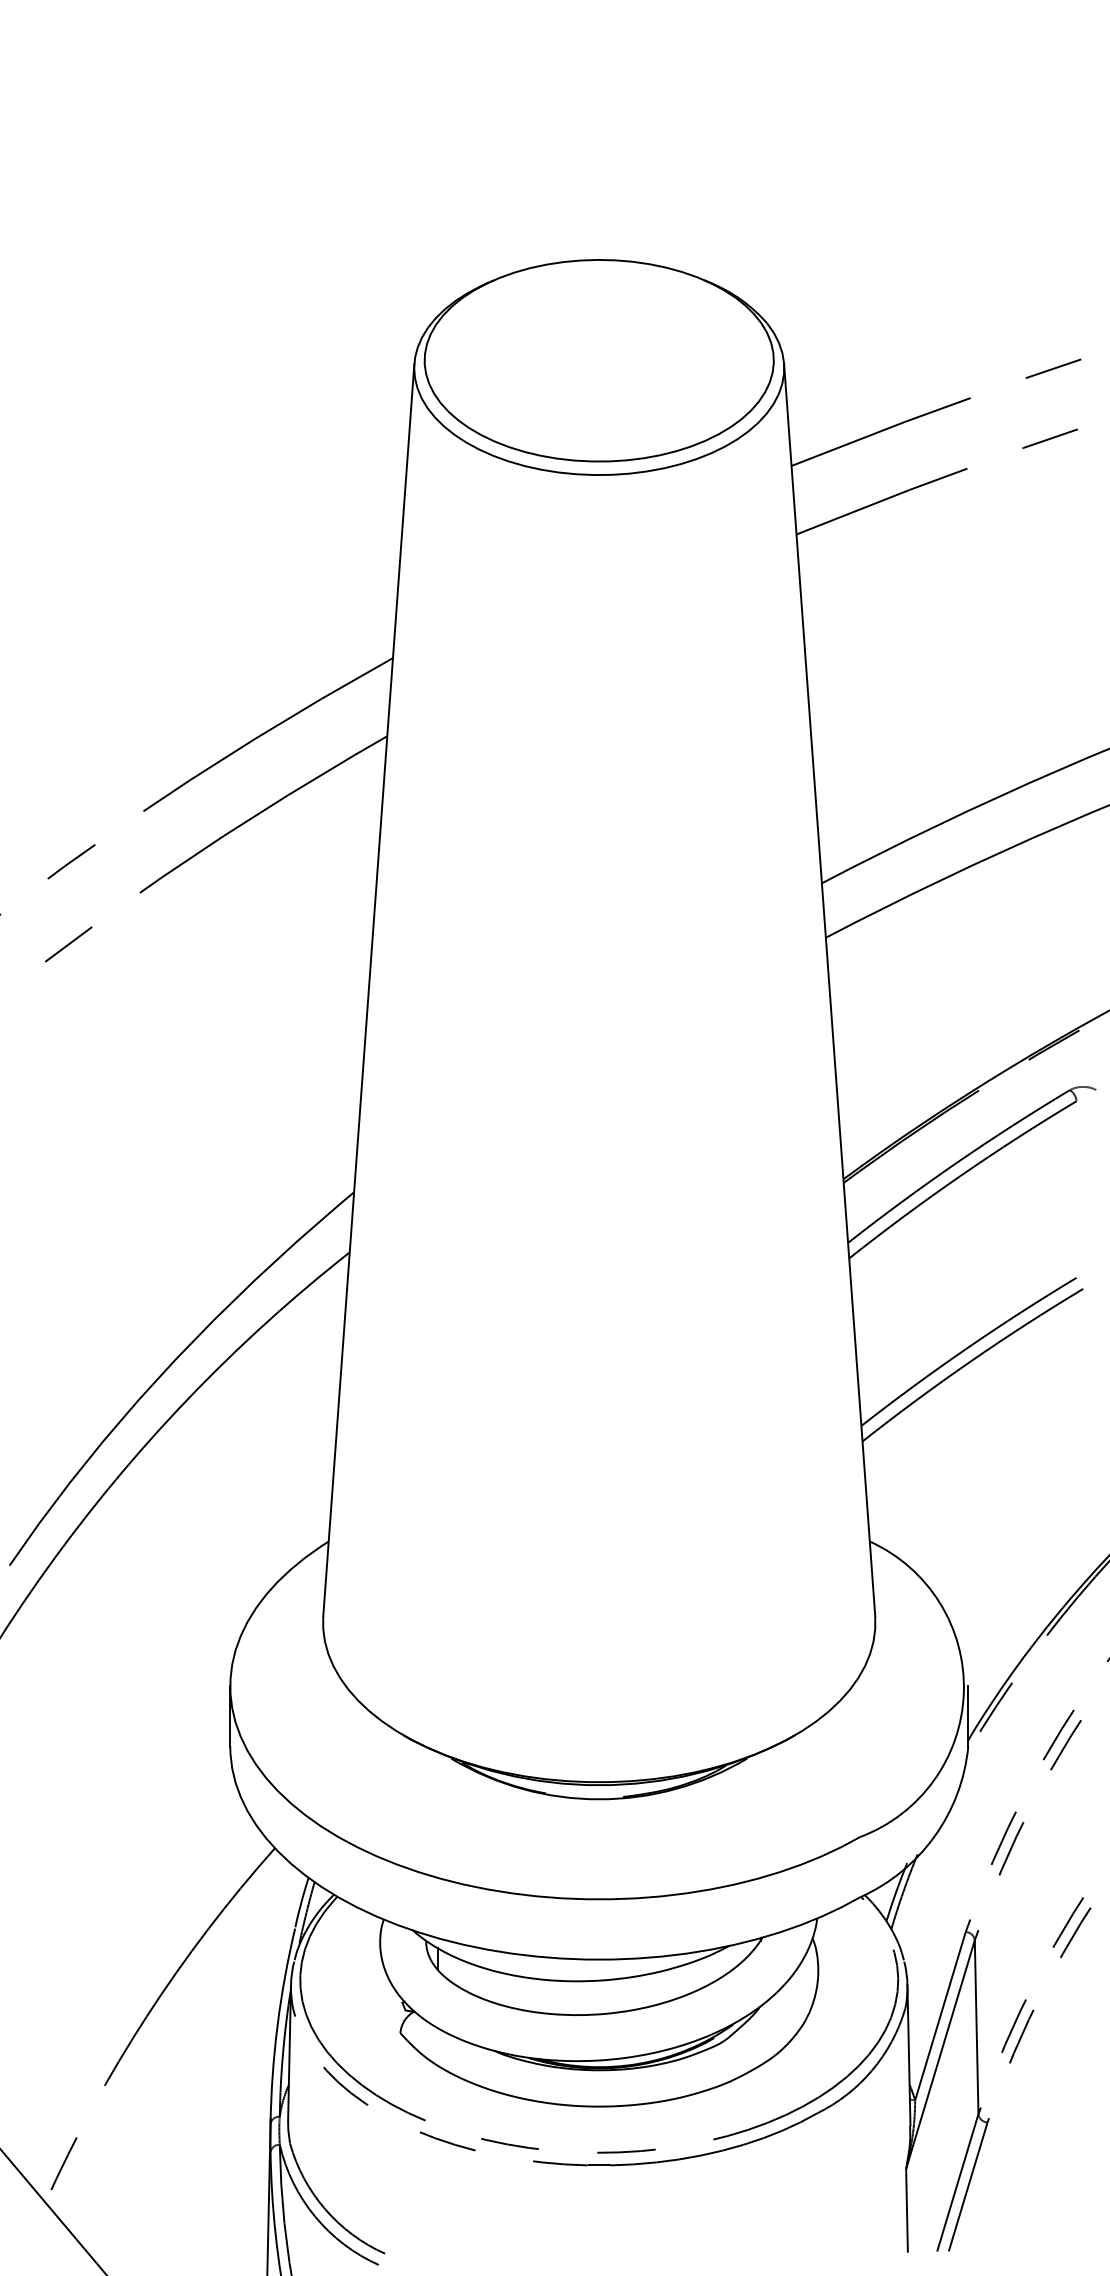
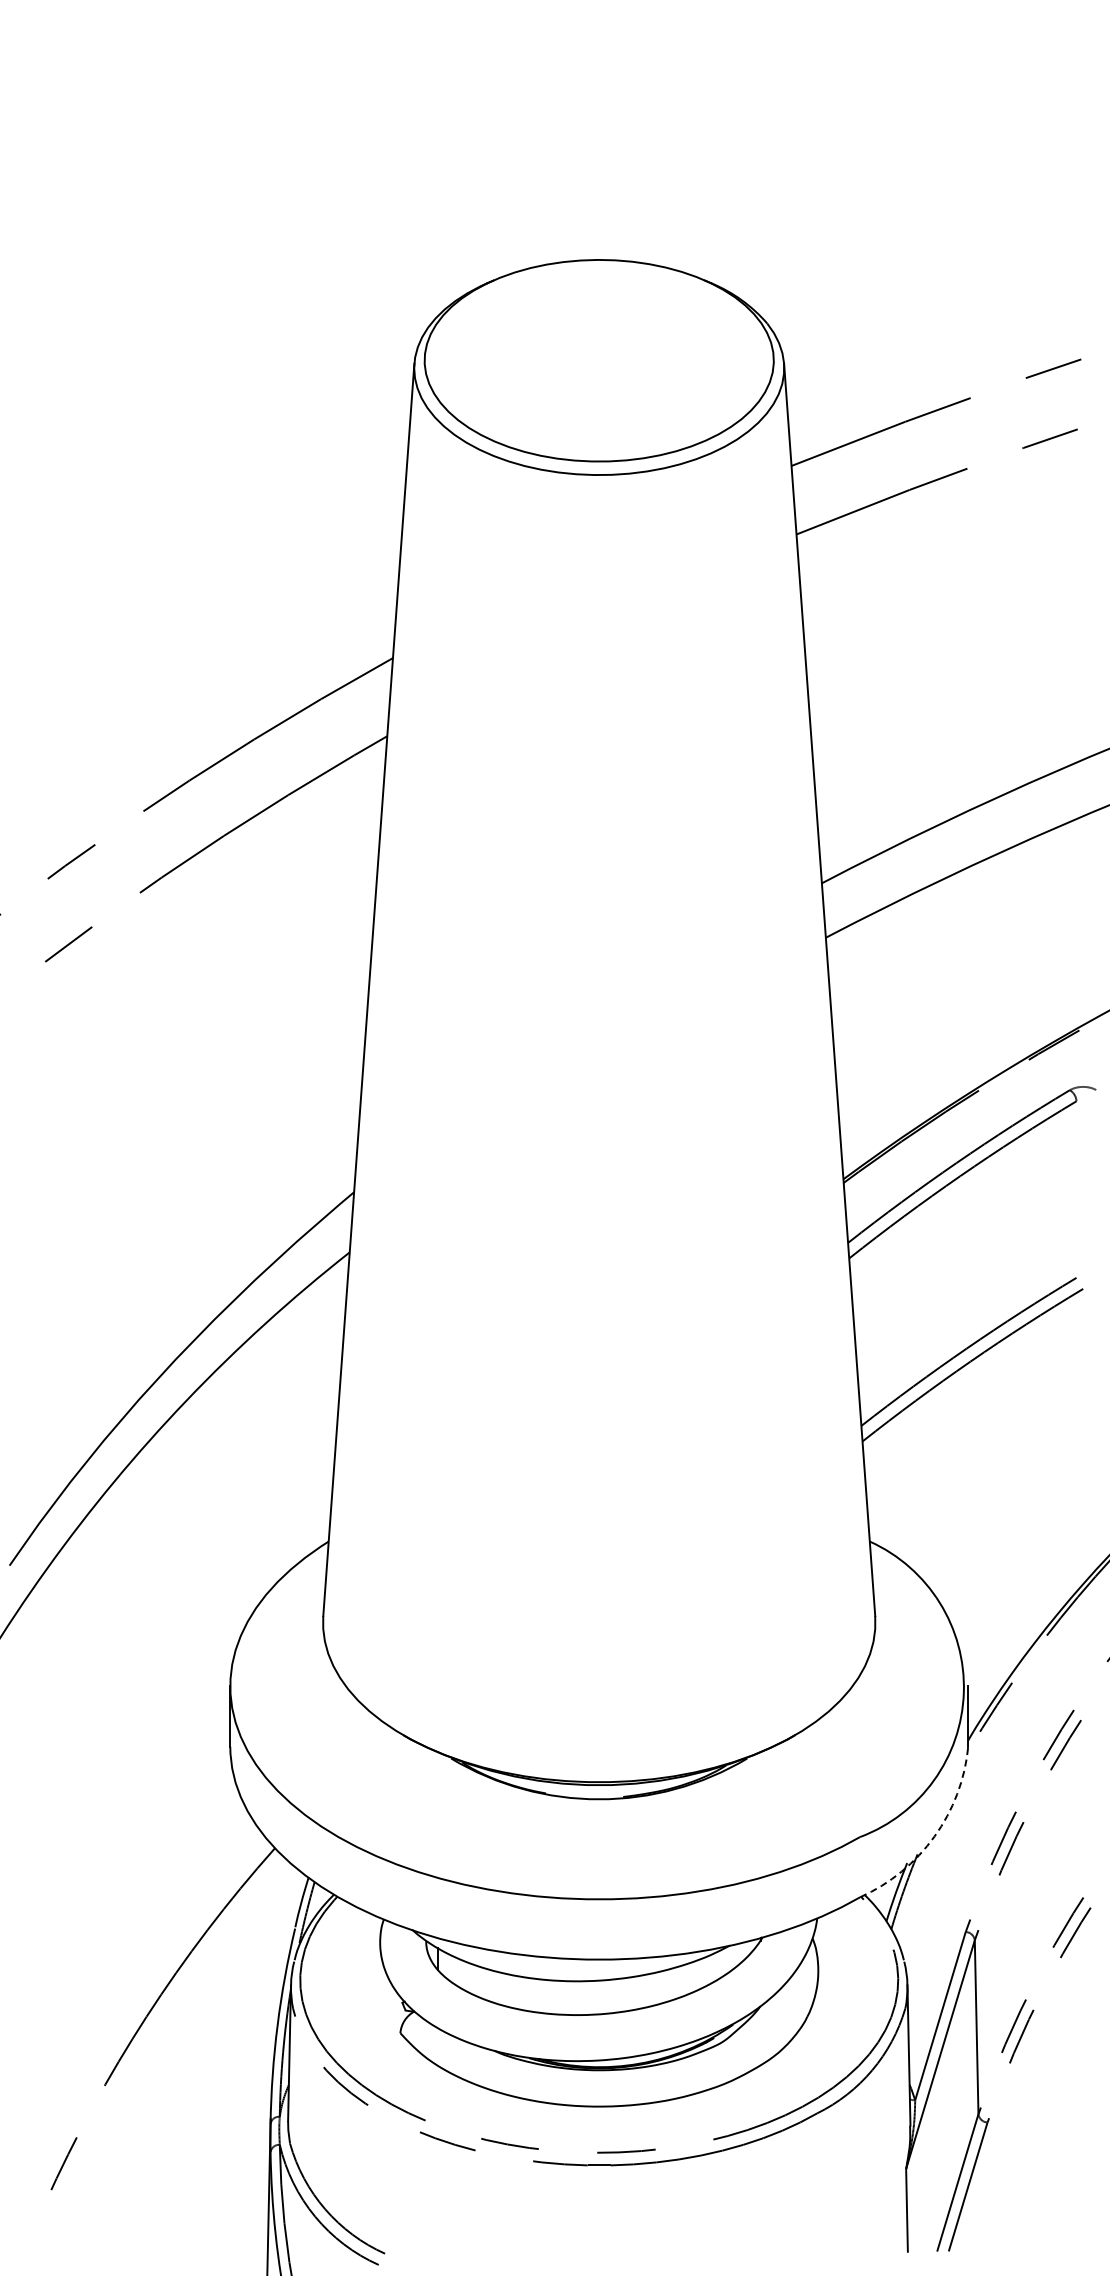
arc: solid -> dashed (934, 1836)
line: present -> none (53, 2211)
